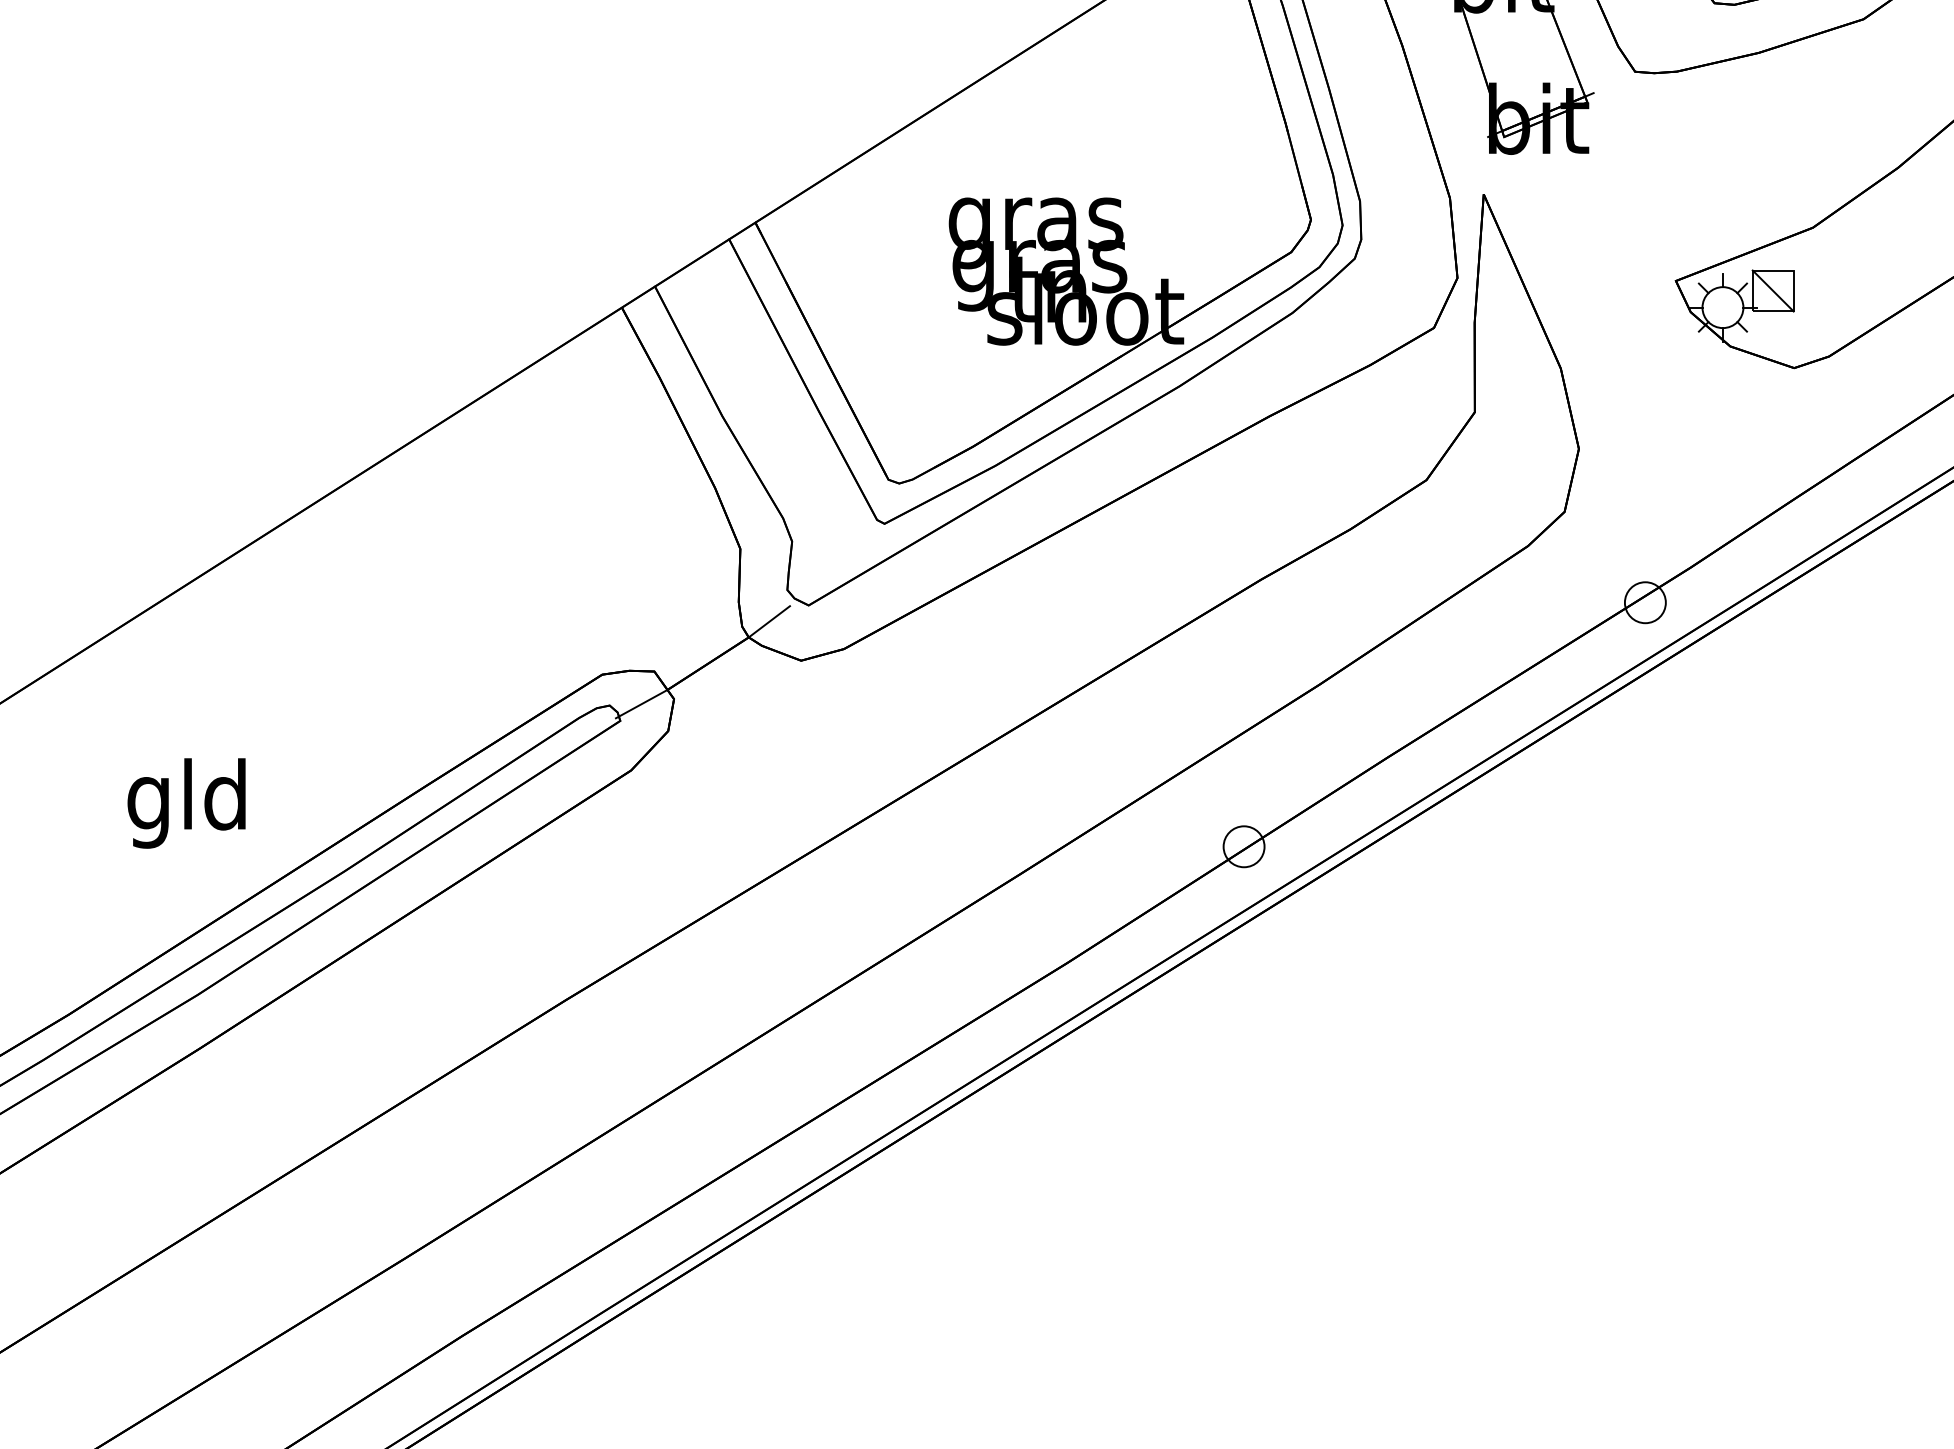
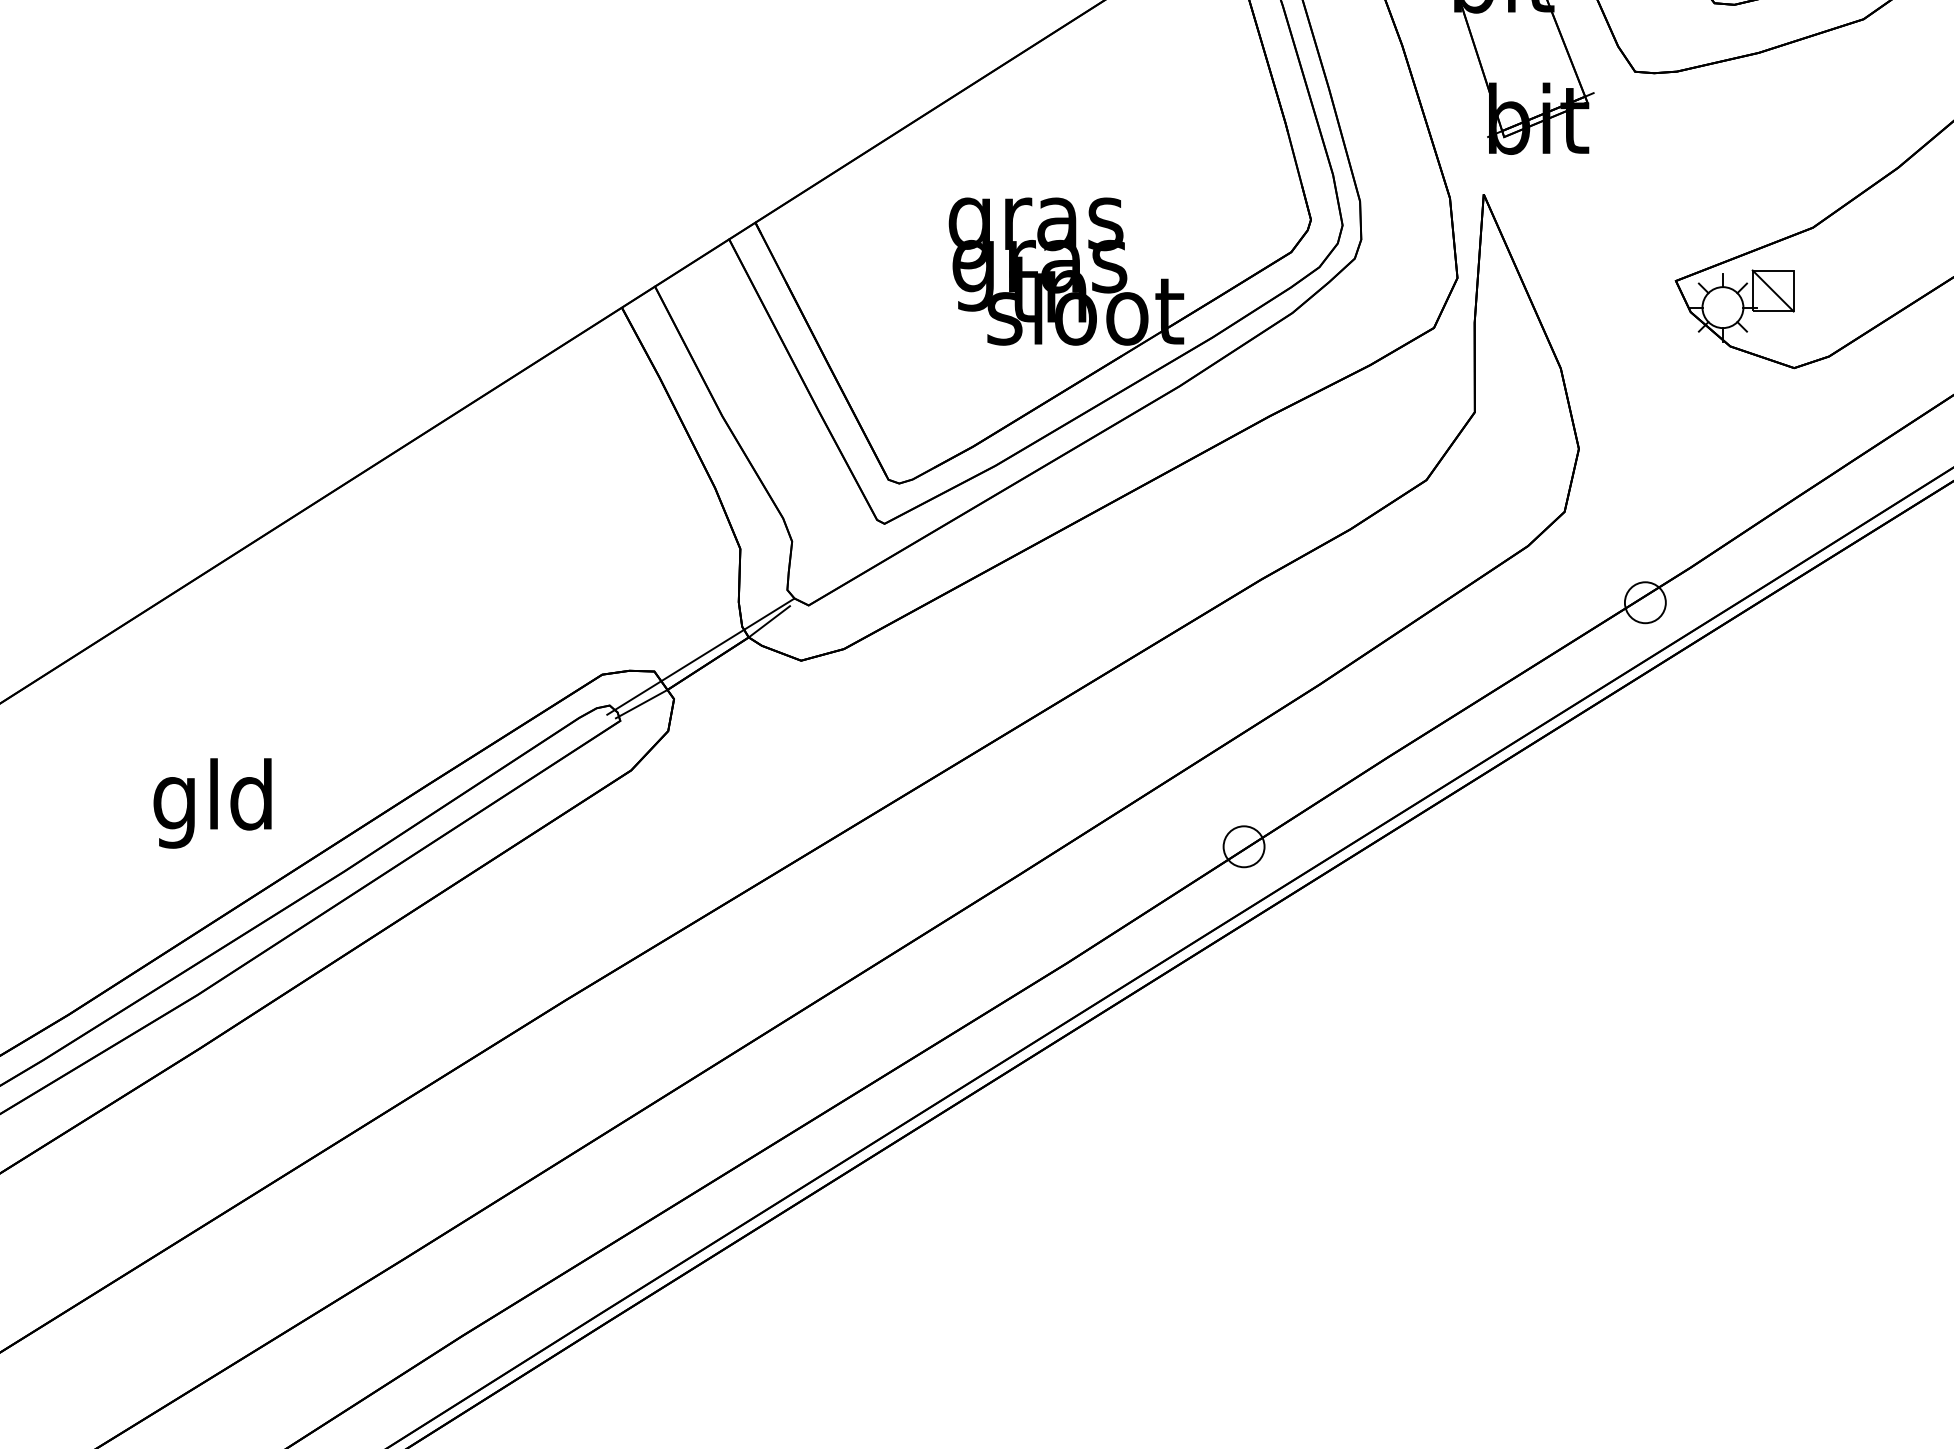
line: none -> present (700, 656)
text position: (186, 803) -> (212, 803) (212, 803)
